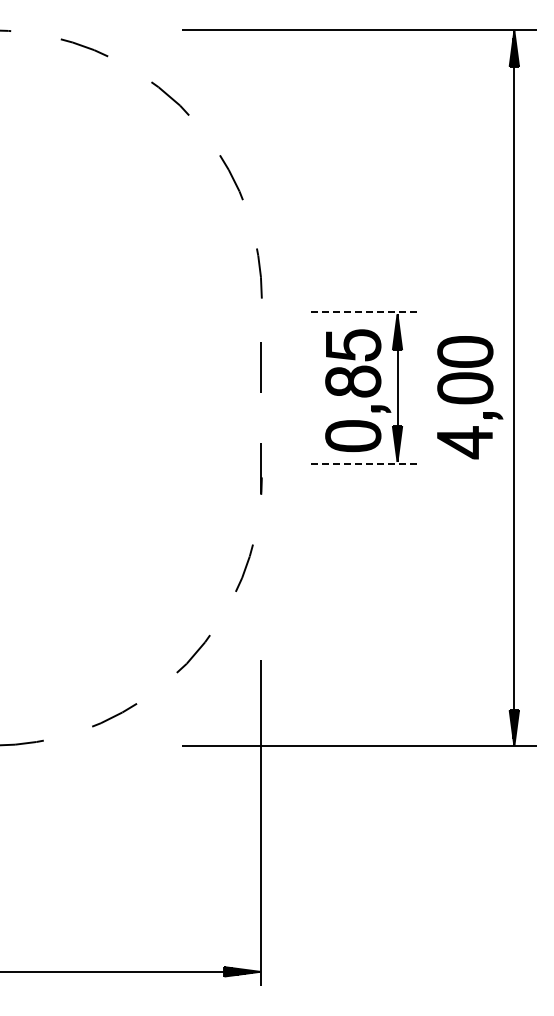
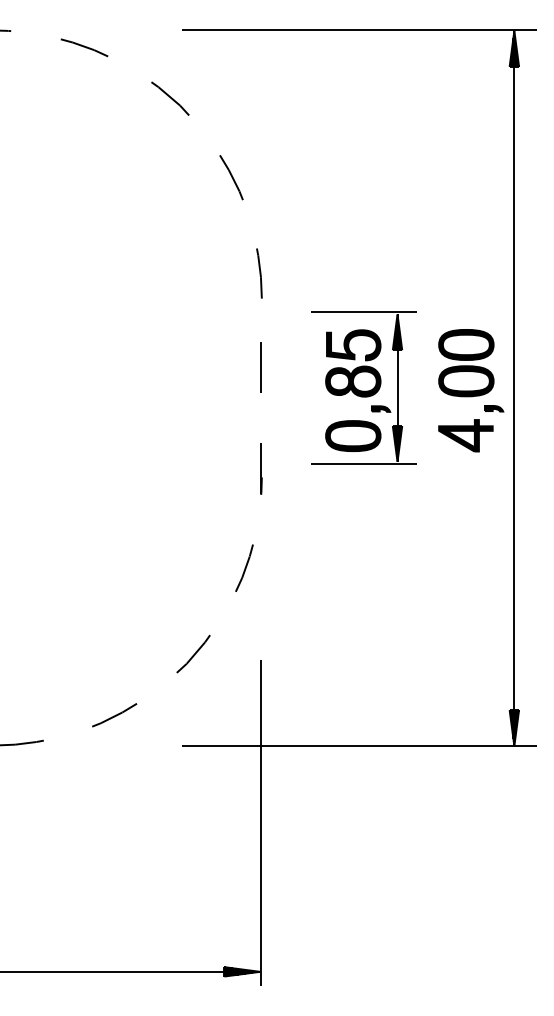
line: dashed -> solid (363, 312)
part position: (470, 397) -> (471, 390) (471, 390)
line: dashed -> solid (363, 464)
